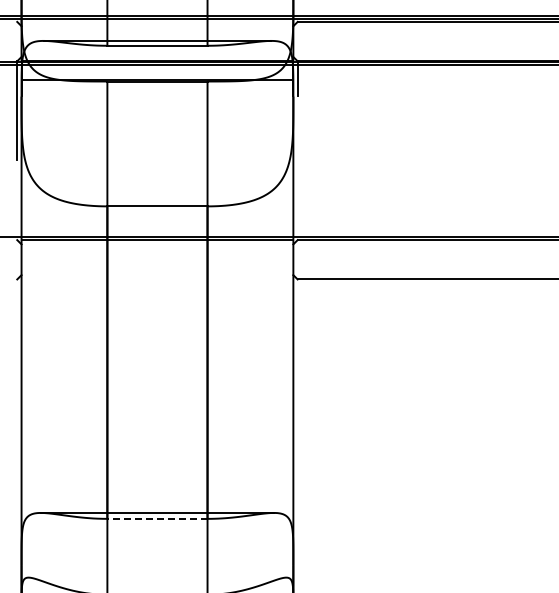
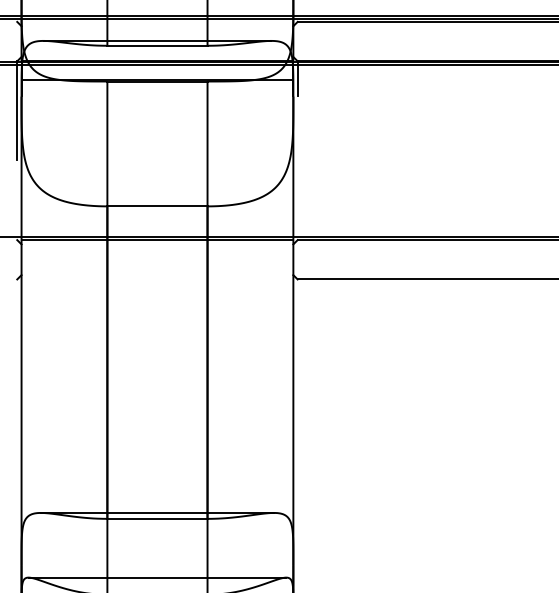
line: dashed -> solid (156, 518)
line: none -> present (157, 577)
